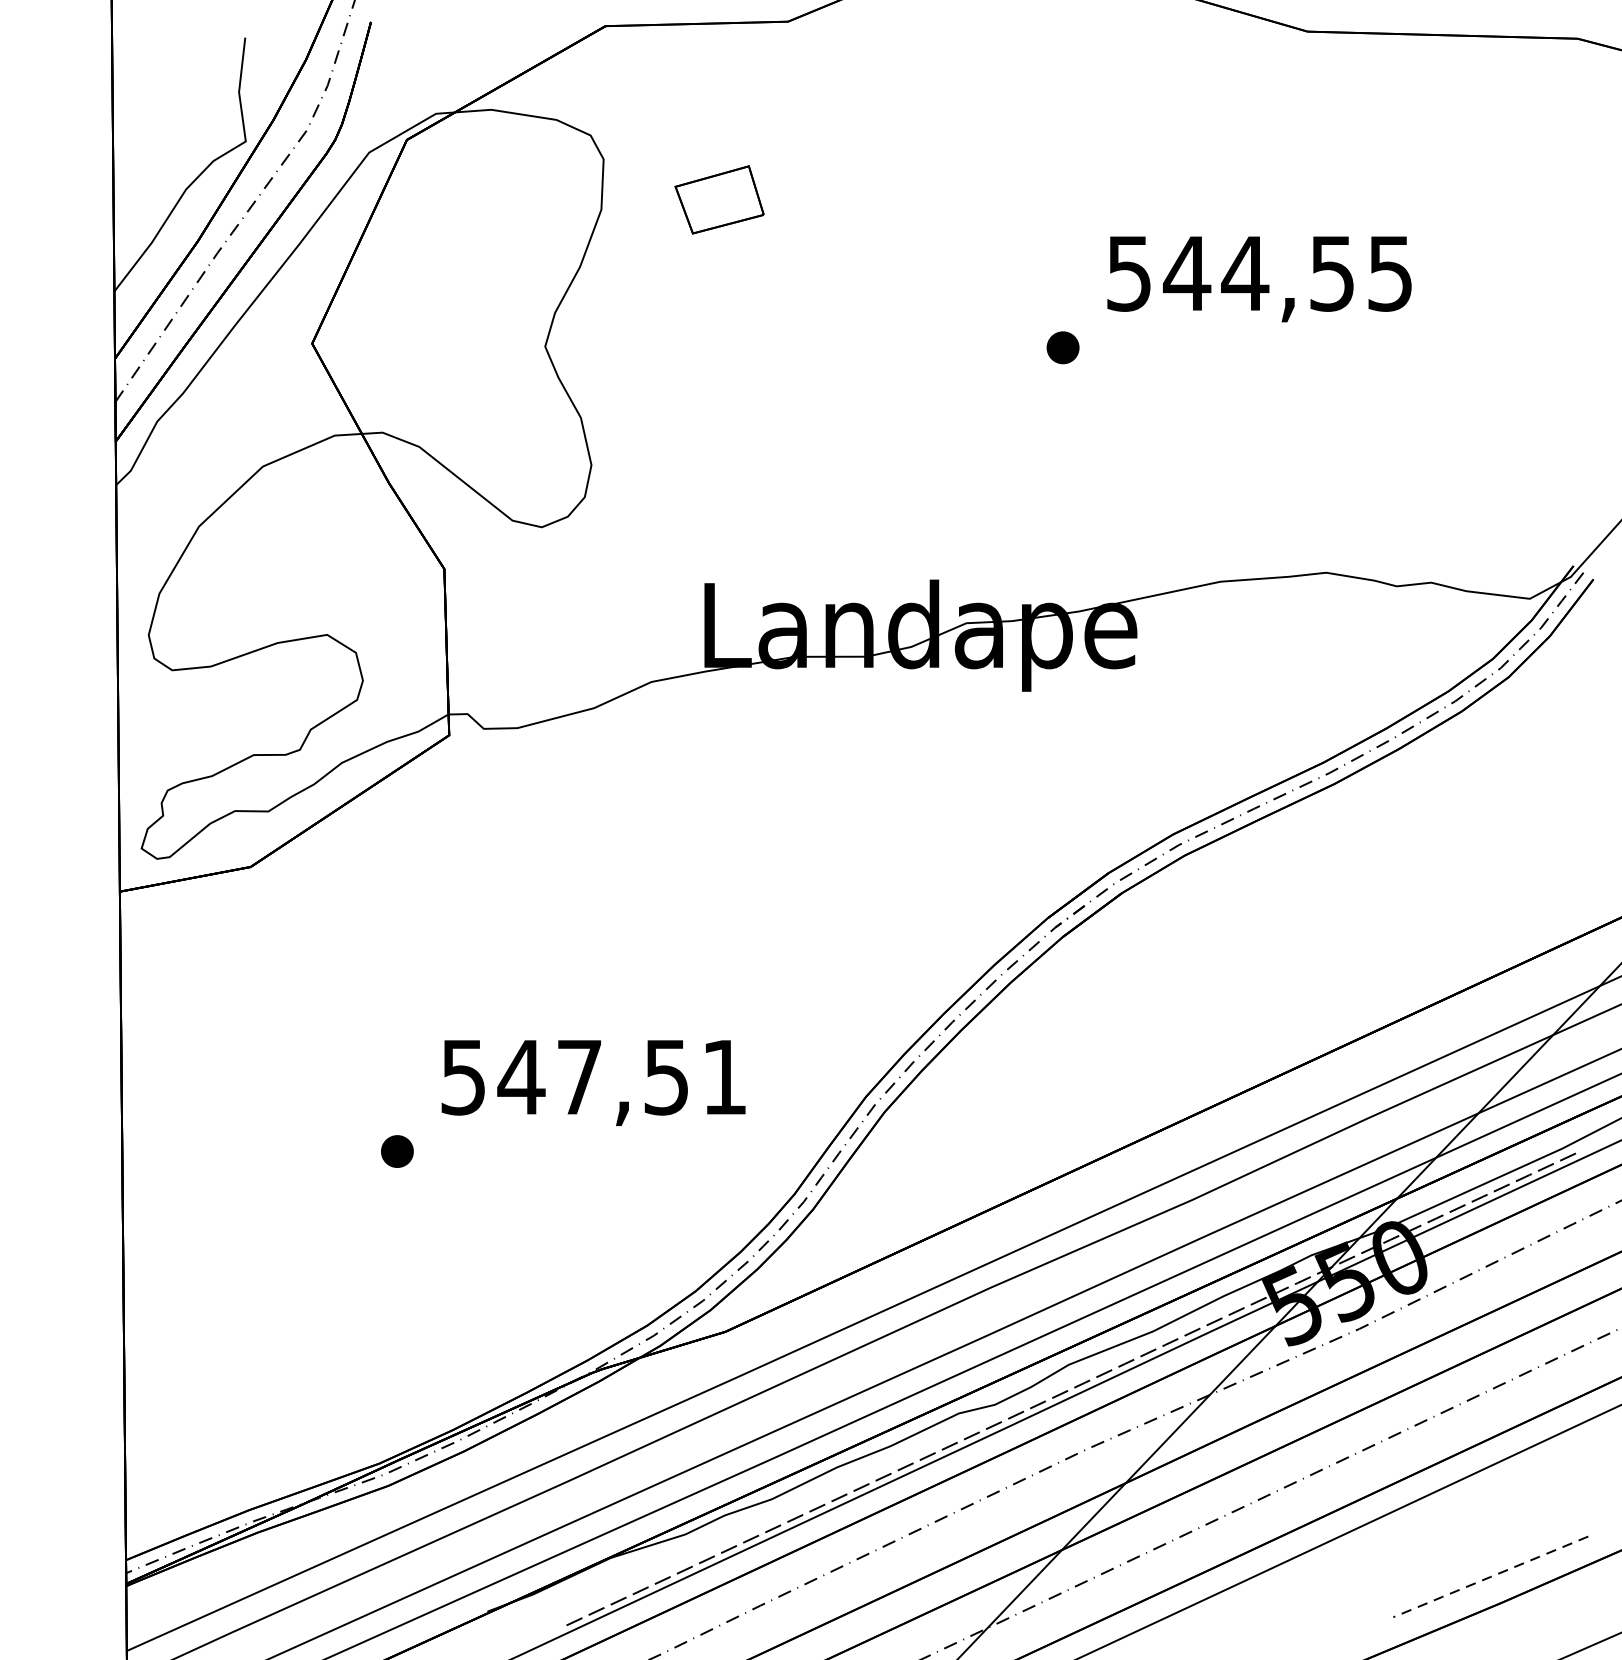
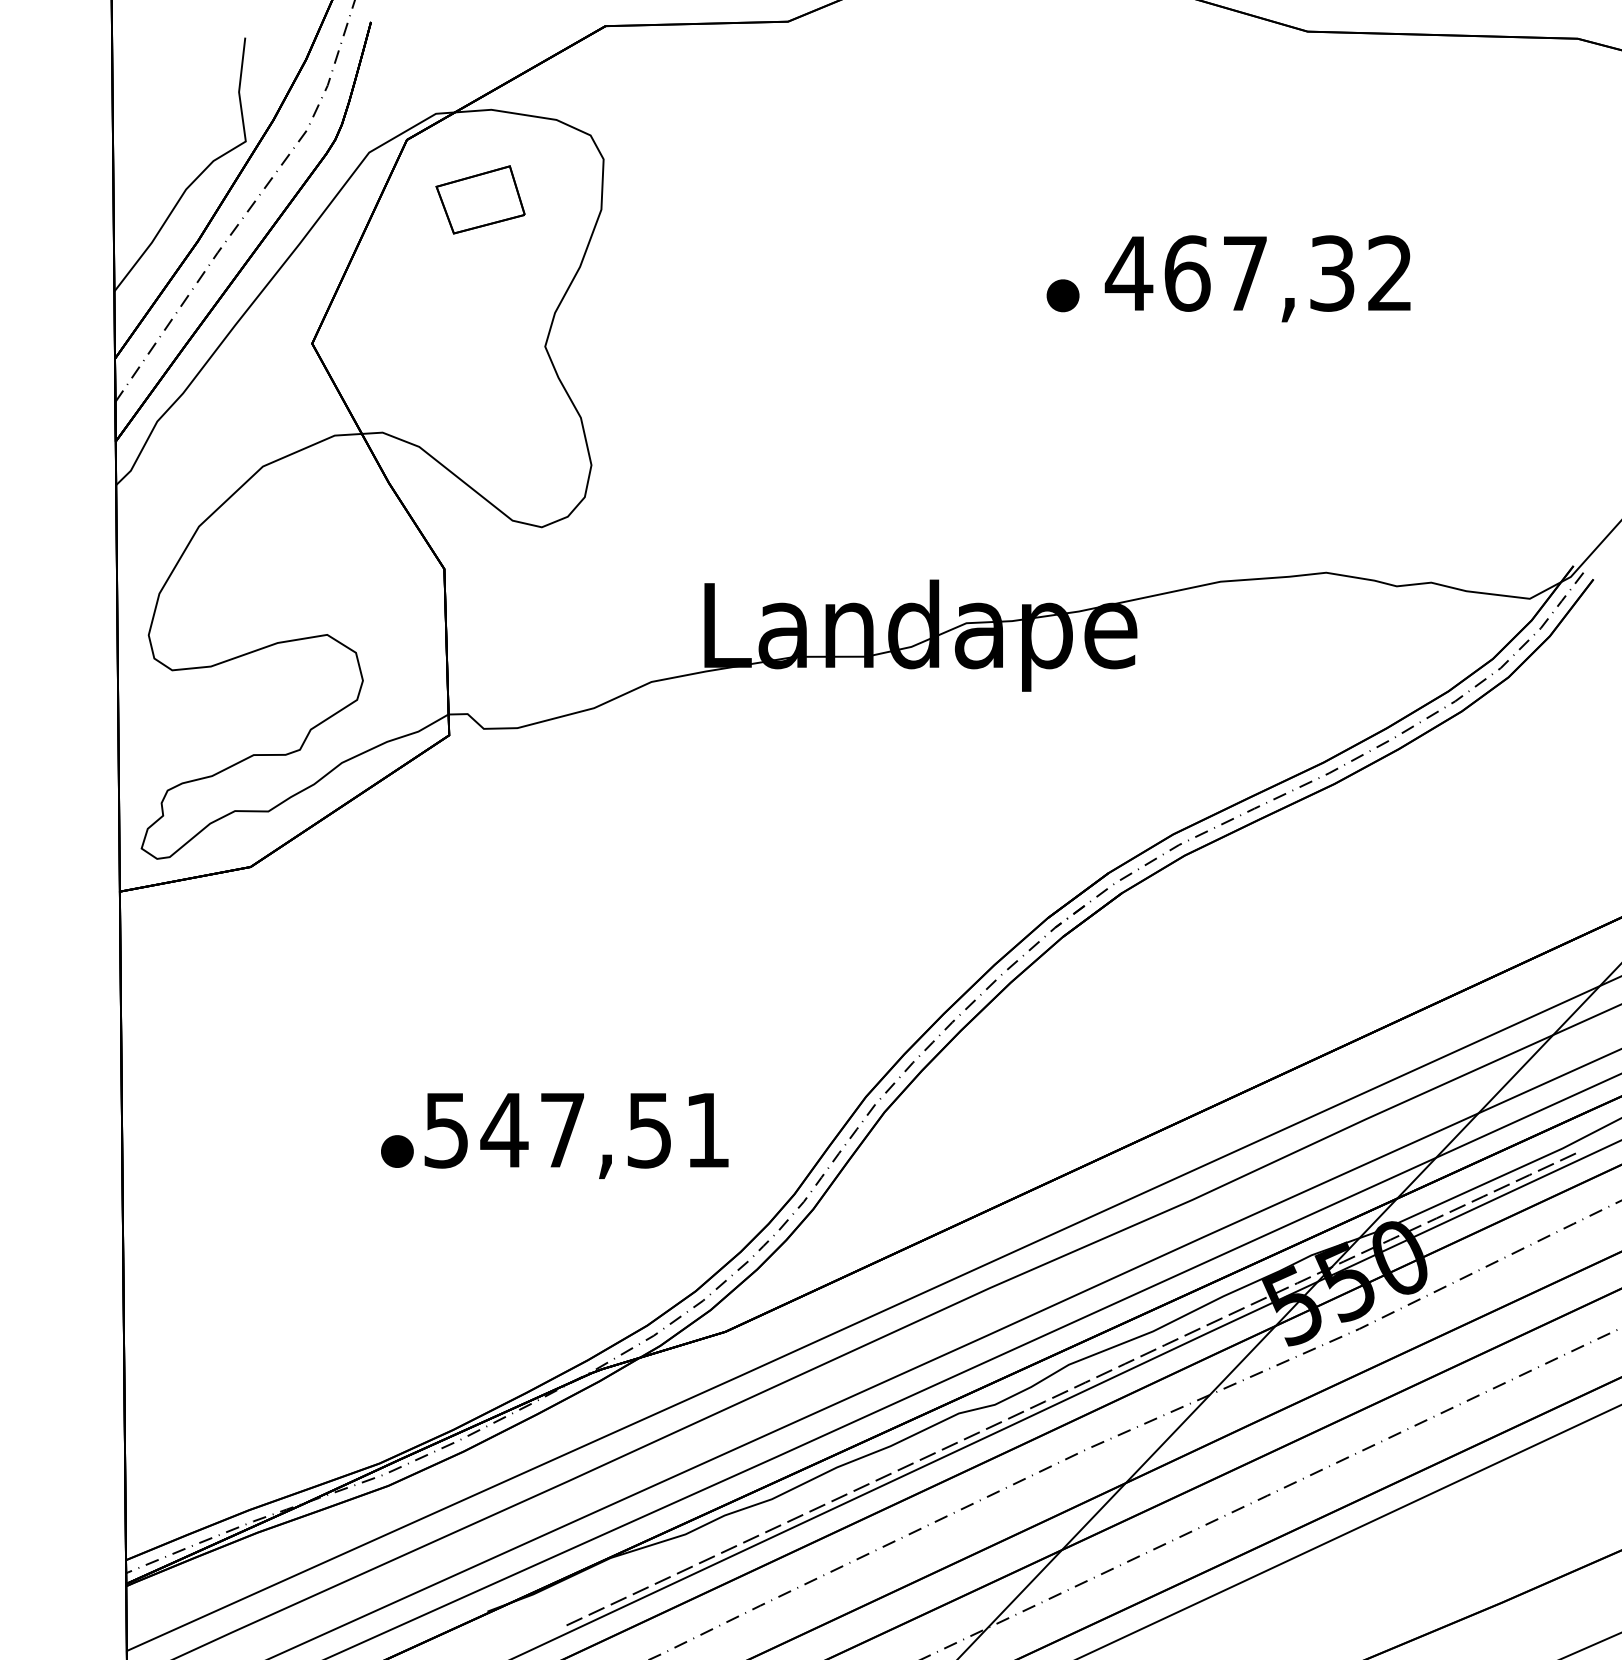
part position: (719, 199) -> (480, 199) (480, 199)
text: 544,55 -> 467,32 (1257, 273)
part position: (1062, 347) -> (1062, 295) (1062, 295)
text position: (593, 1082) -> (576, 1135) (576, 1135)
line: present -> none (1490, 1576)
